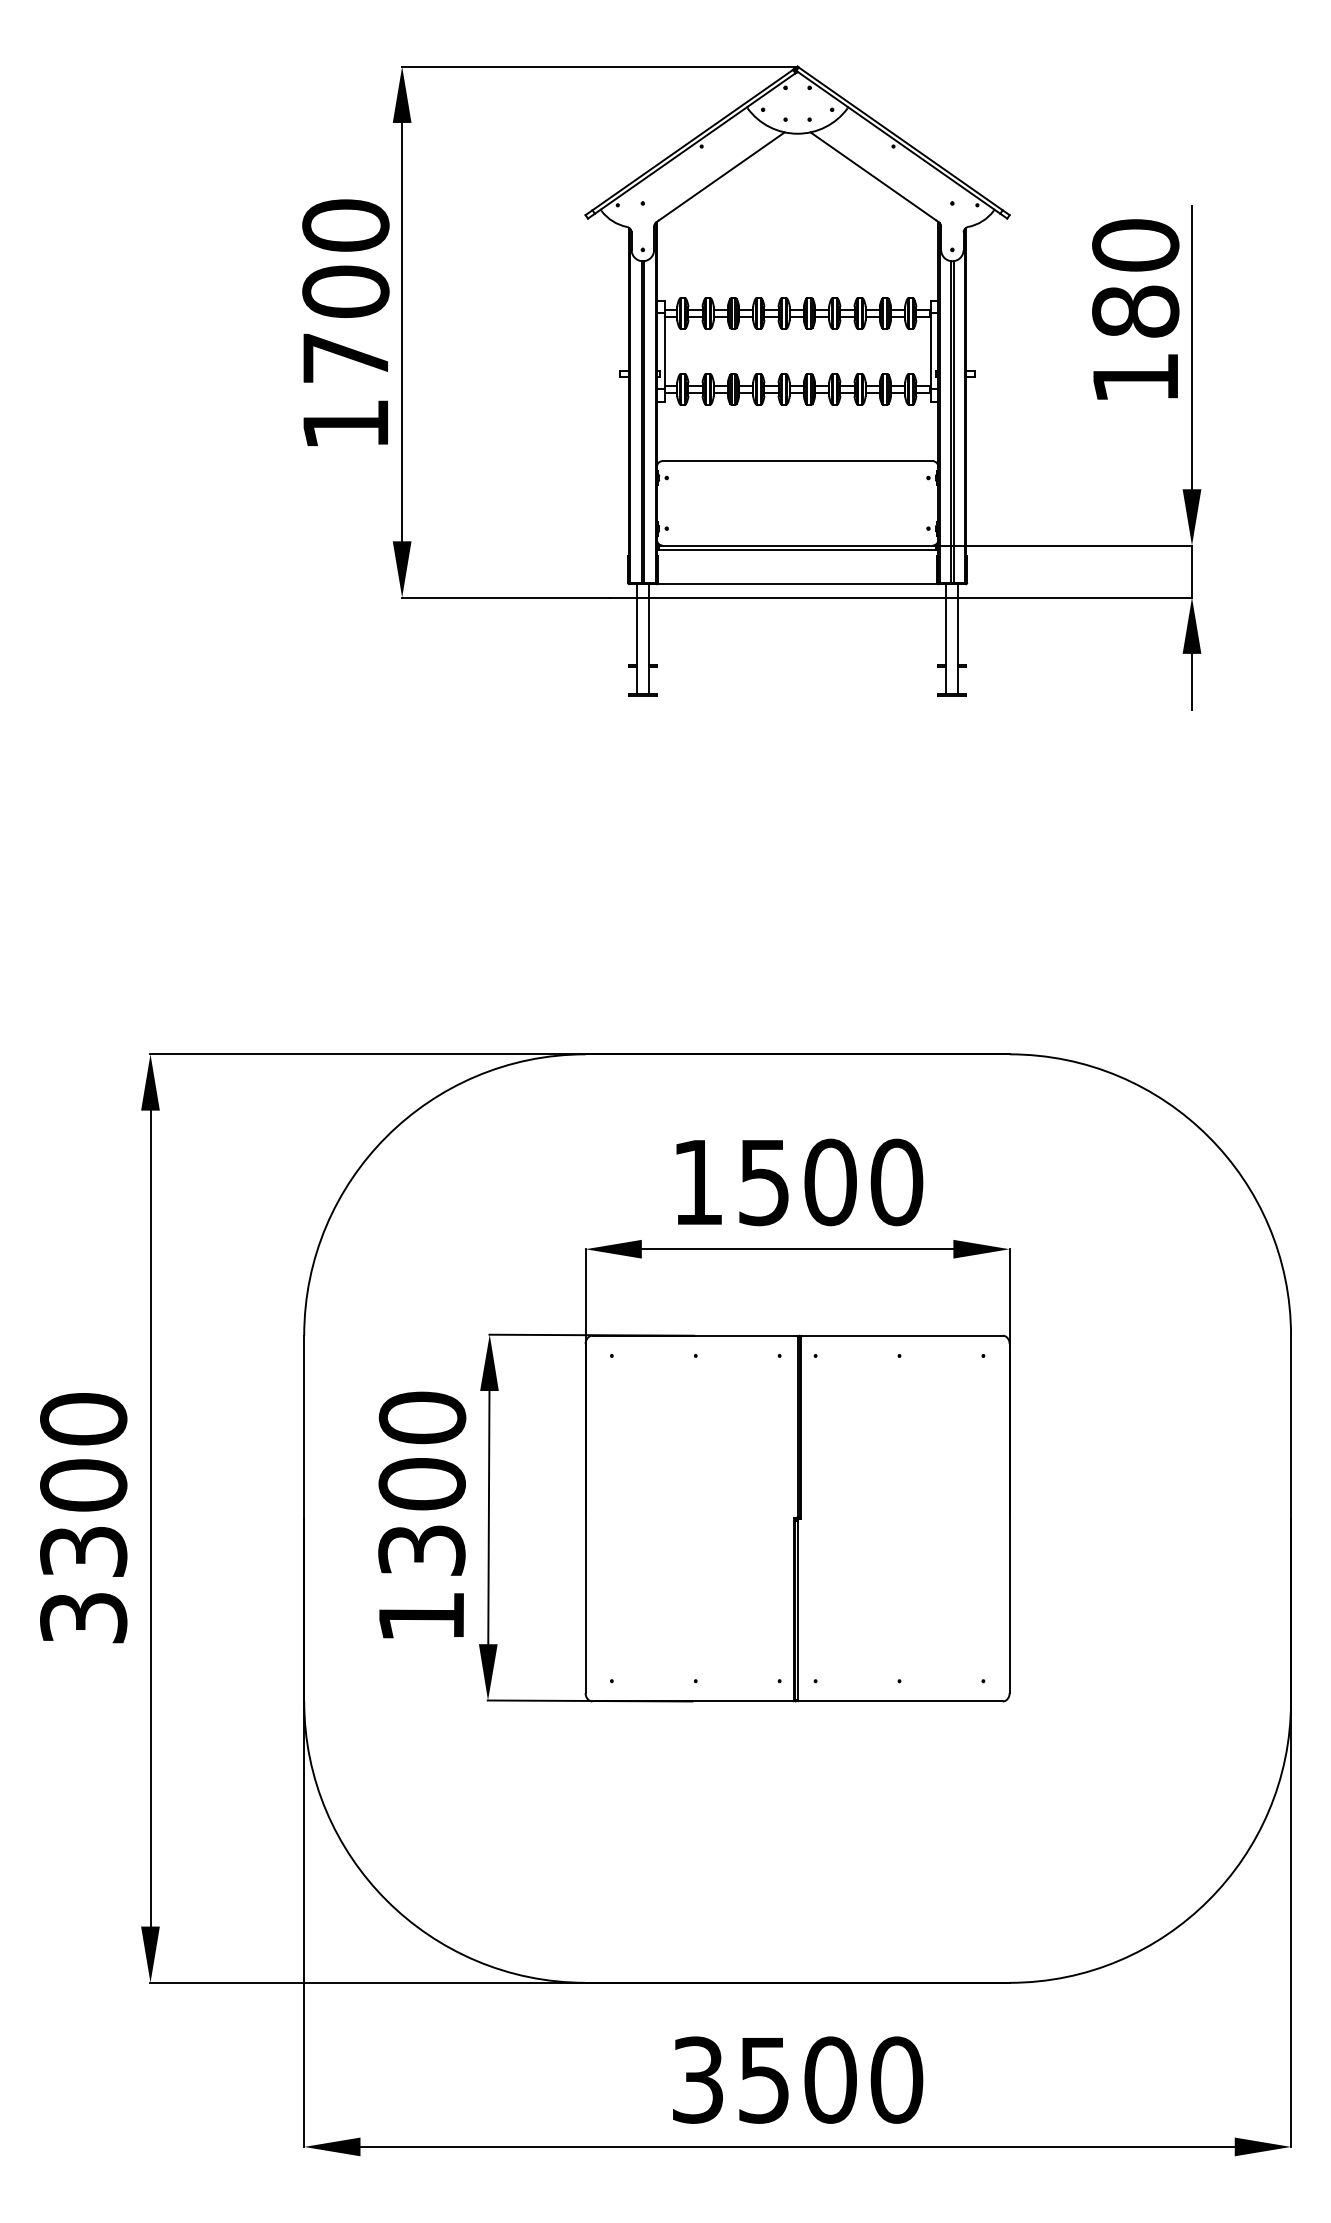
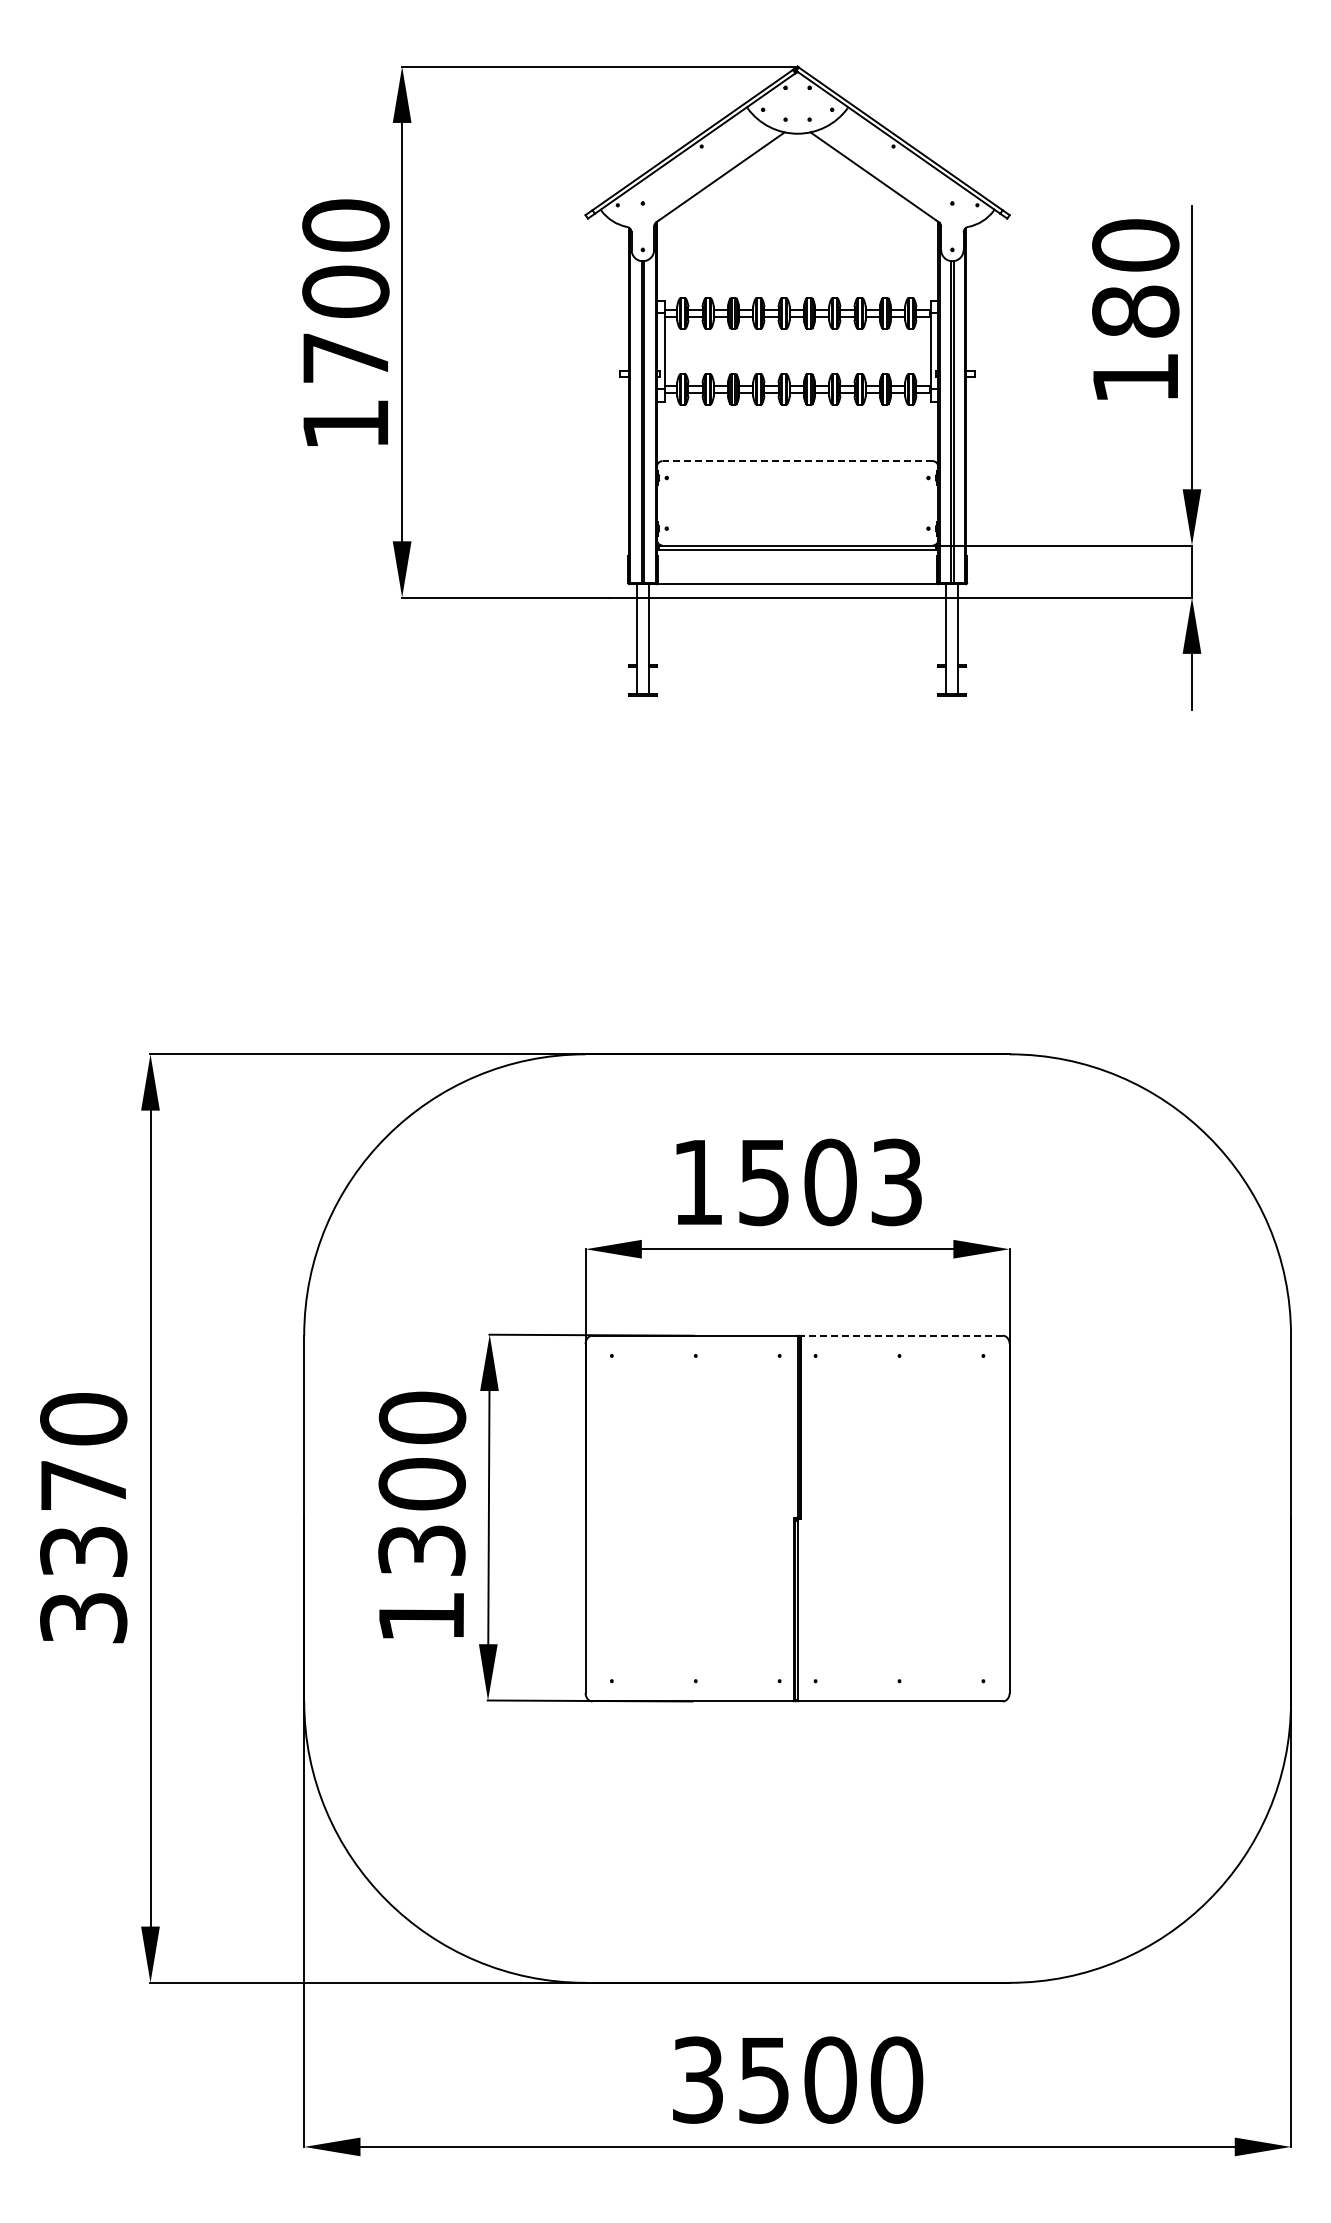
line: solid -> dashed (797, 461)
text: 1500 -> 1503 (896, 1182)
line: solid -> dashed (902, 1335)
text: 3300 -> 3370 (83, 1485)
